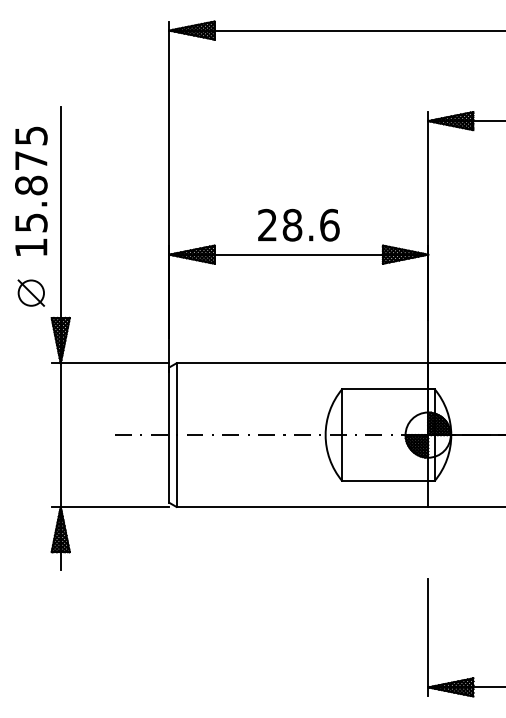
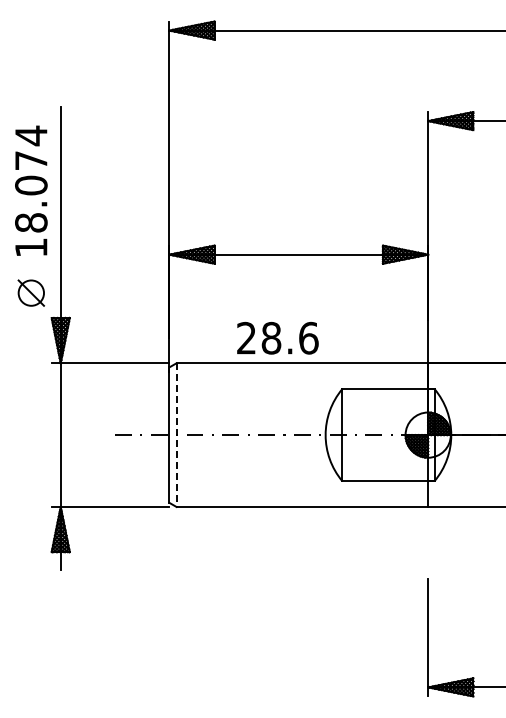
text: 15.875 -> 18.074 (31, 178)
text position: (298, 224) -> (277, 337) (277, 337)
line: solid -> dashed (176, 435)
